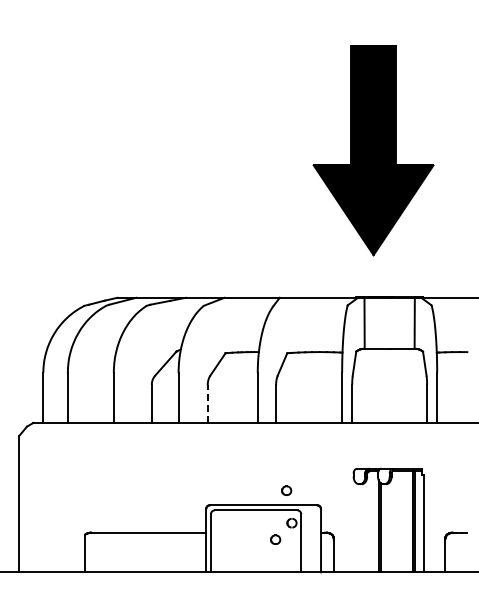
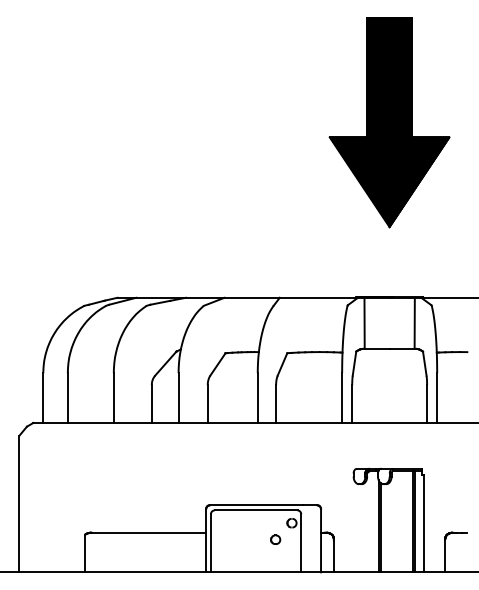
part position: (373, 150) -> (389, 122) (389, 122)
line: dashed -> solid (207, 404)
part: present -> none (286, 490)
